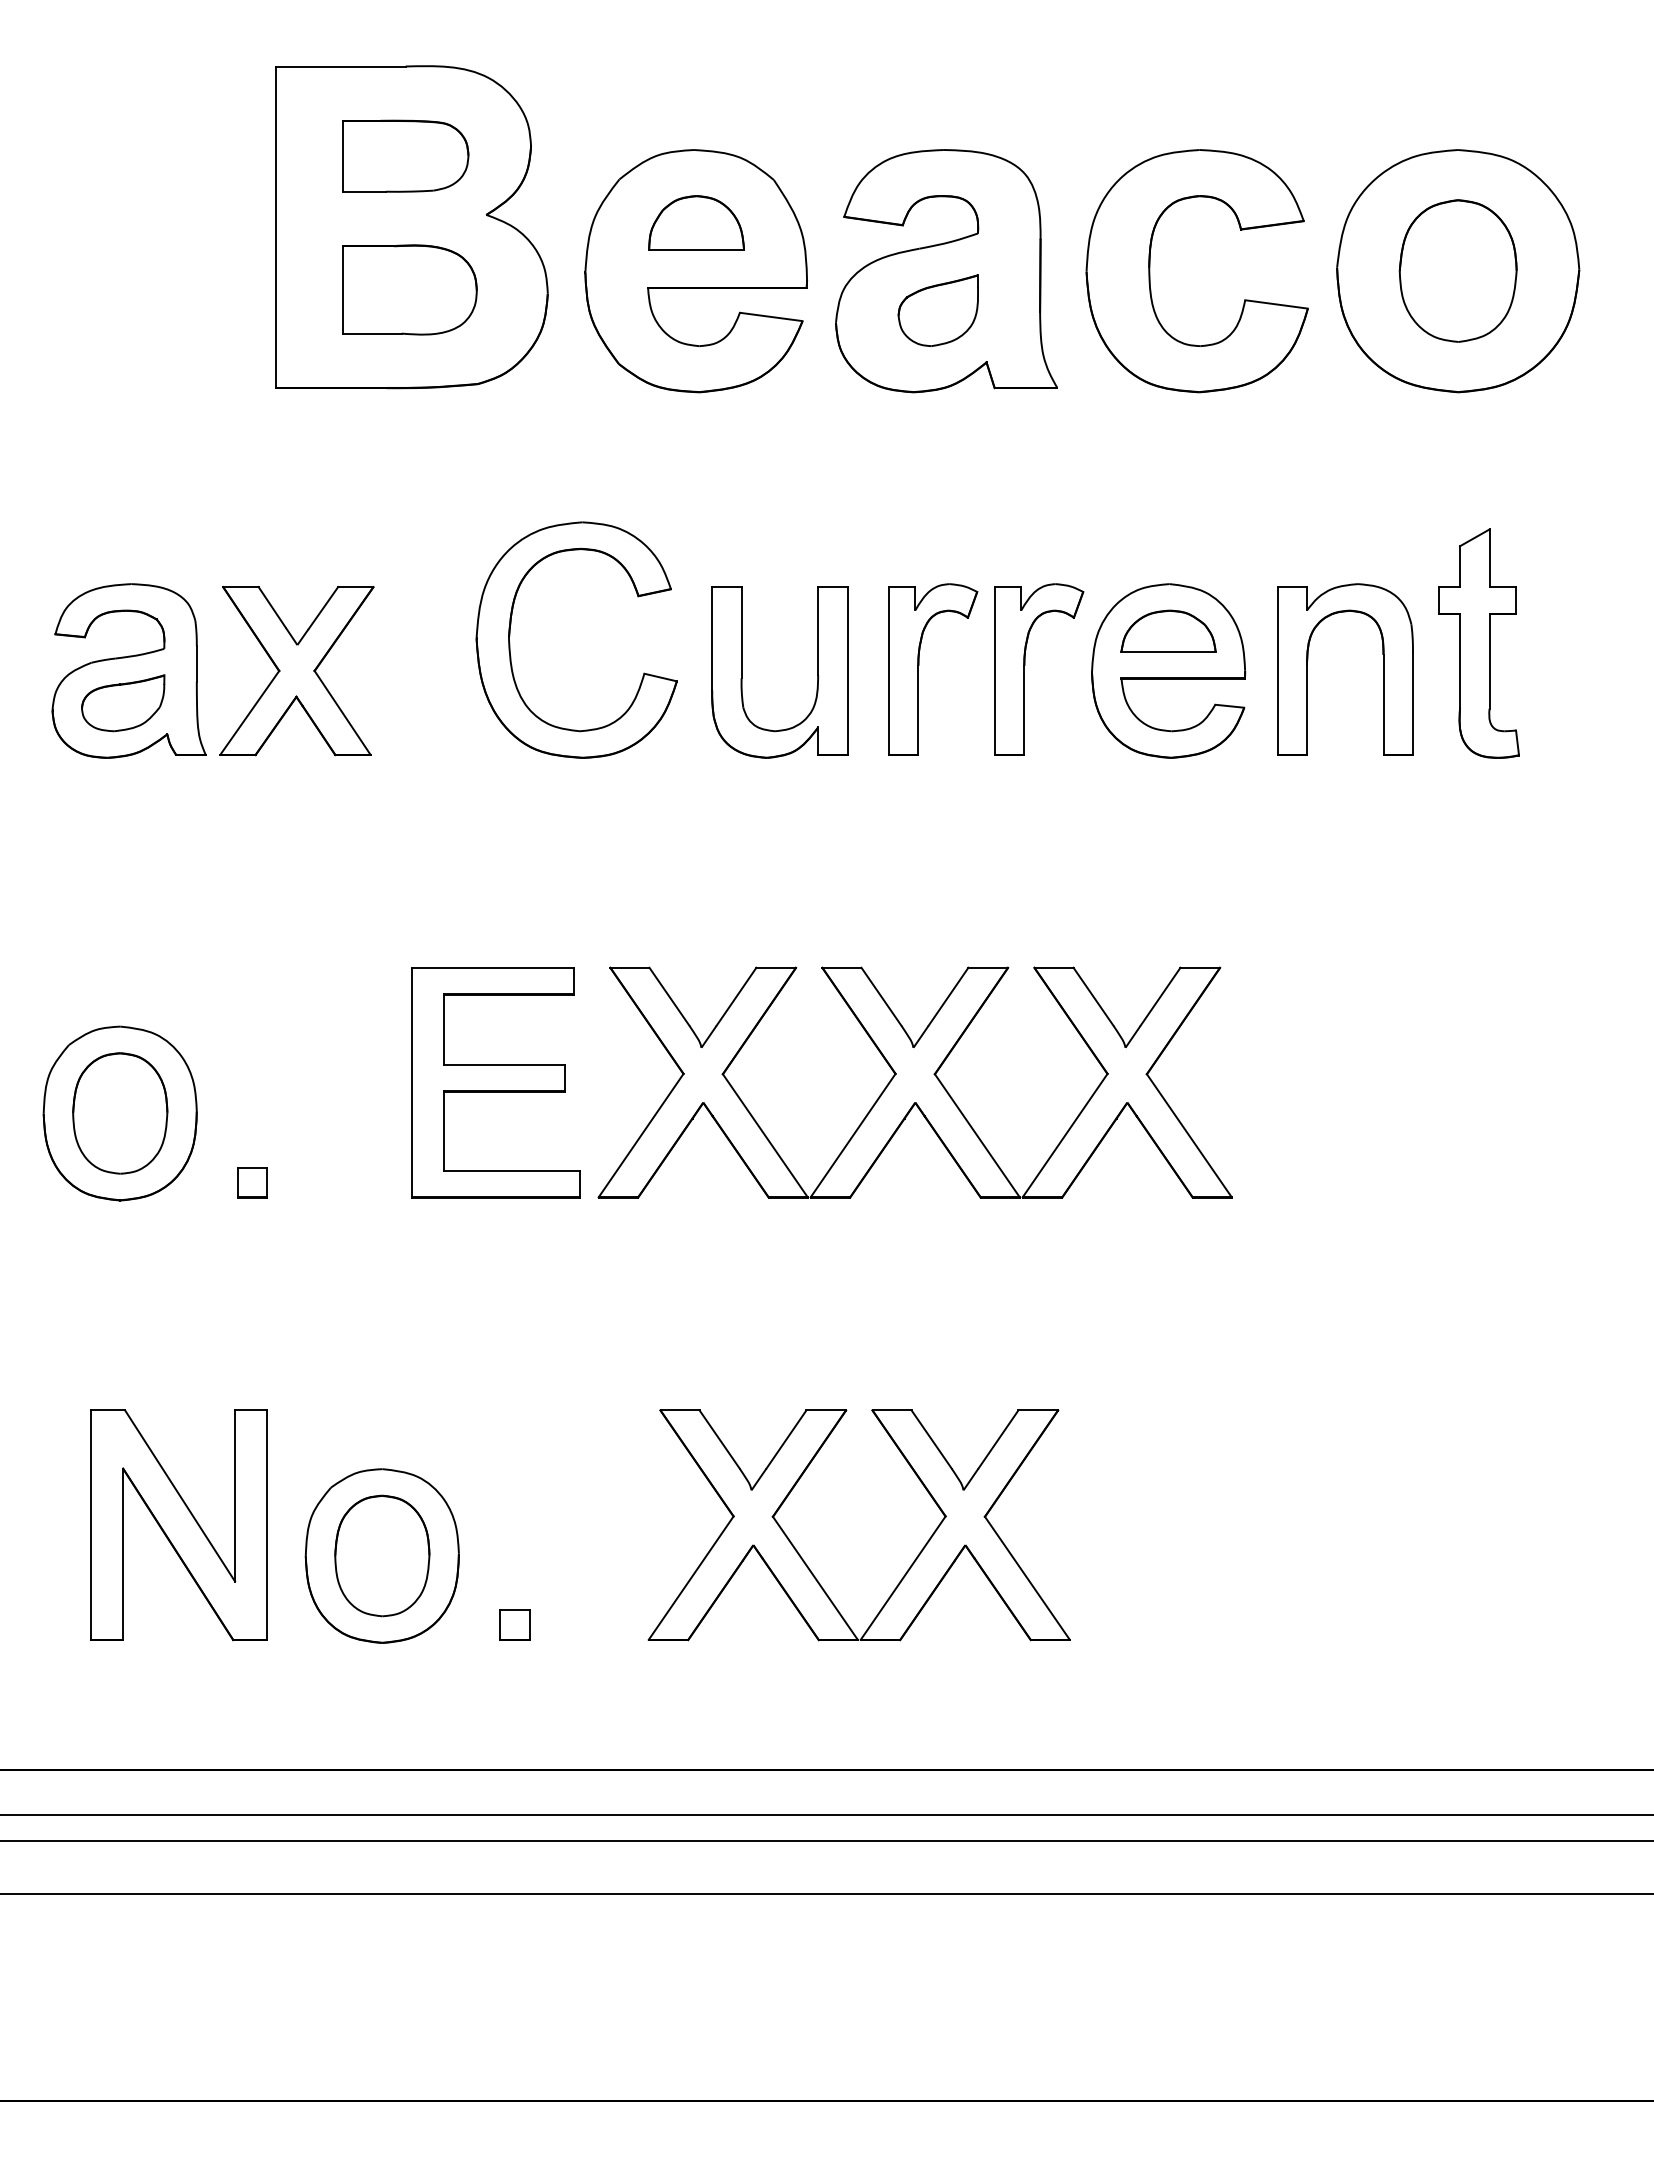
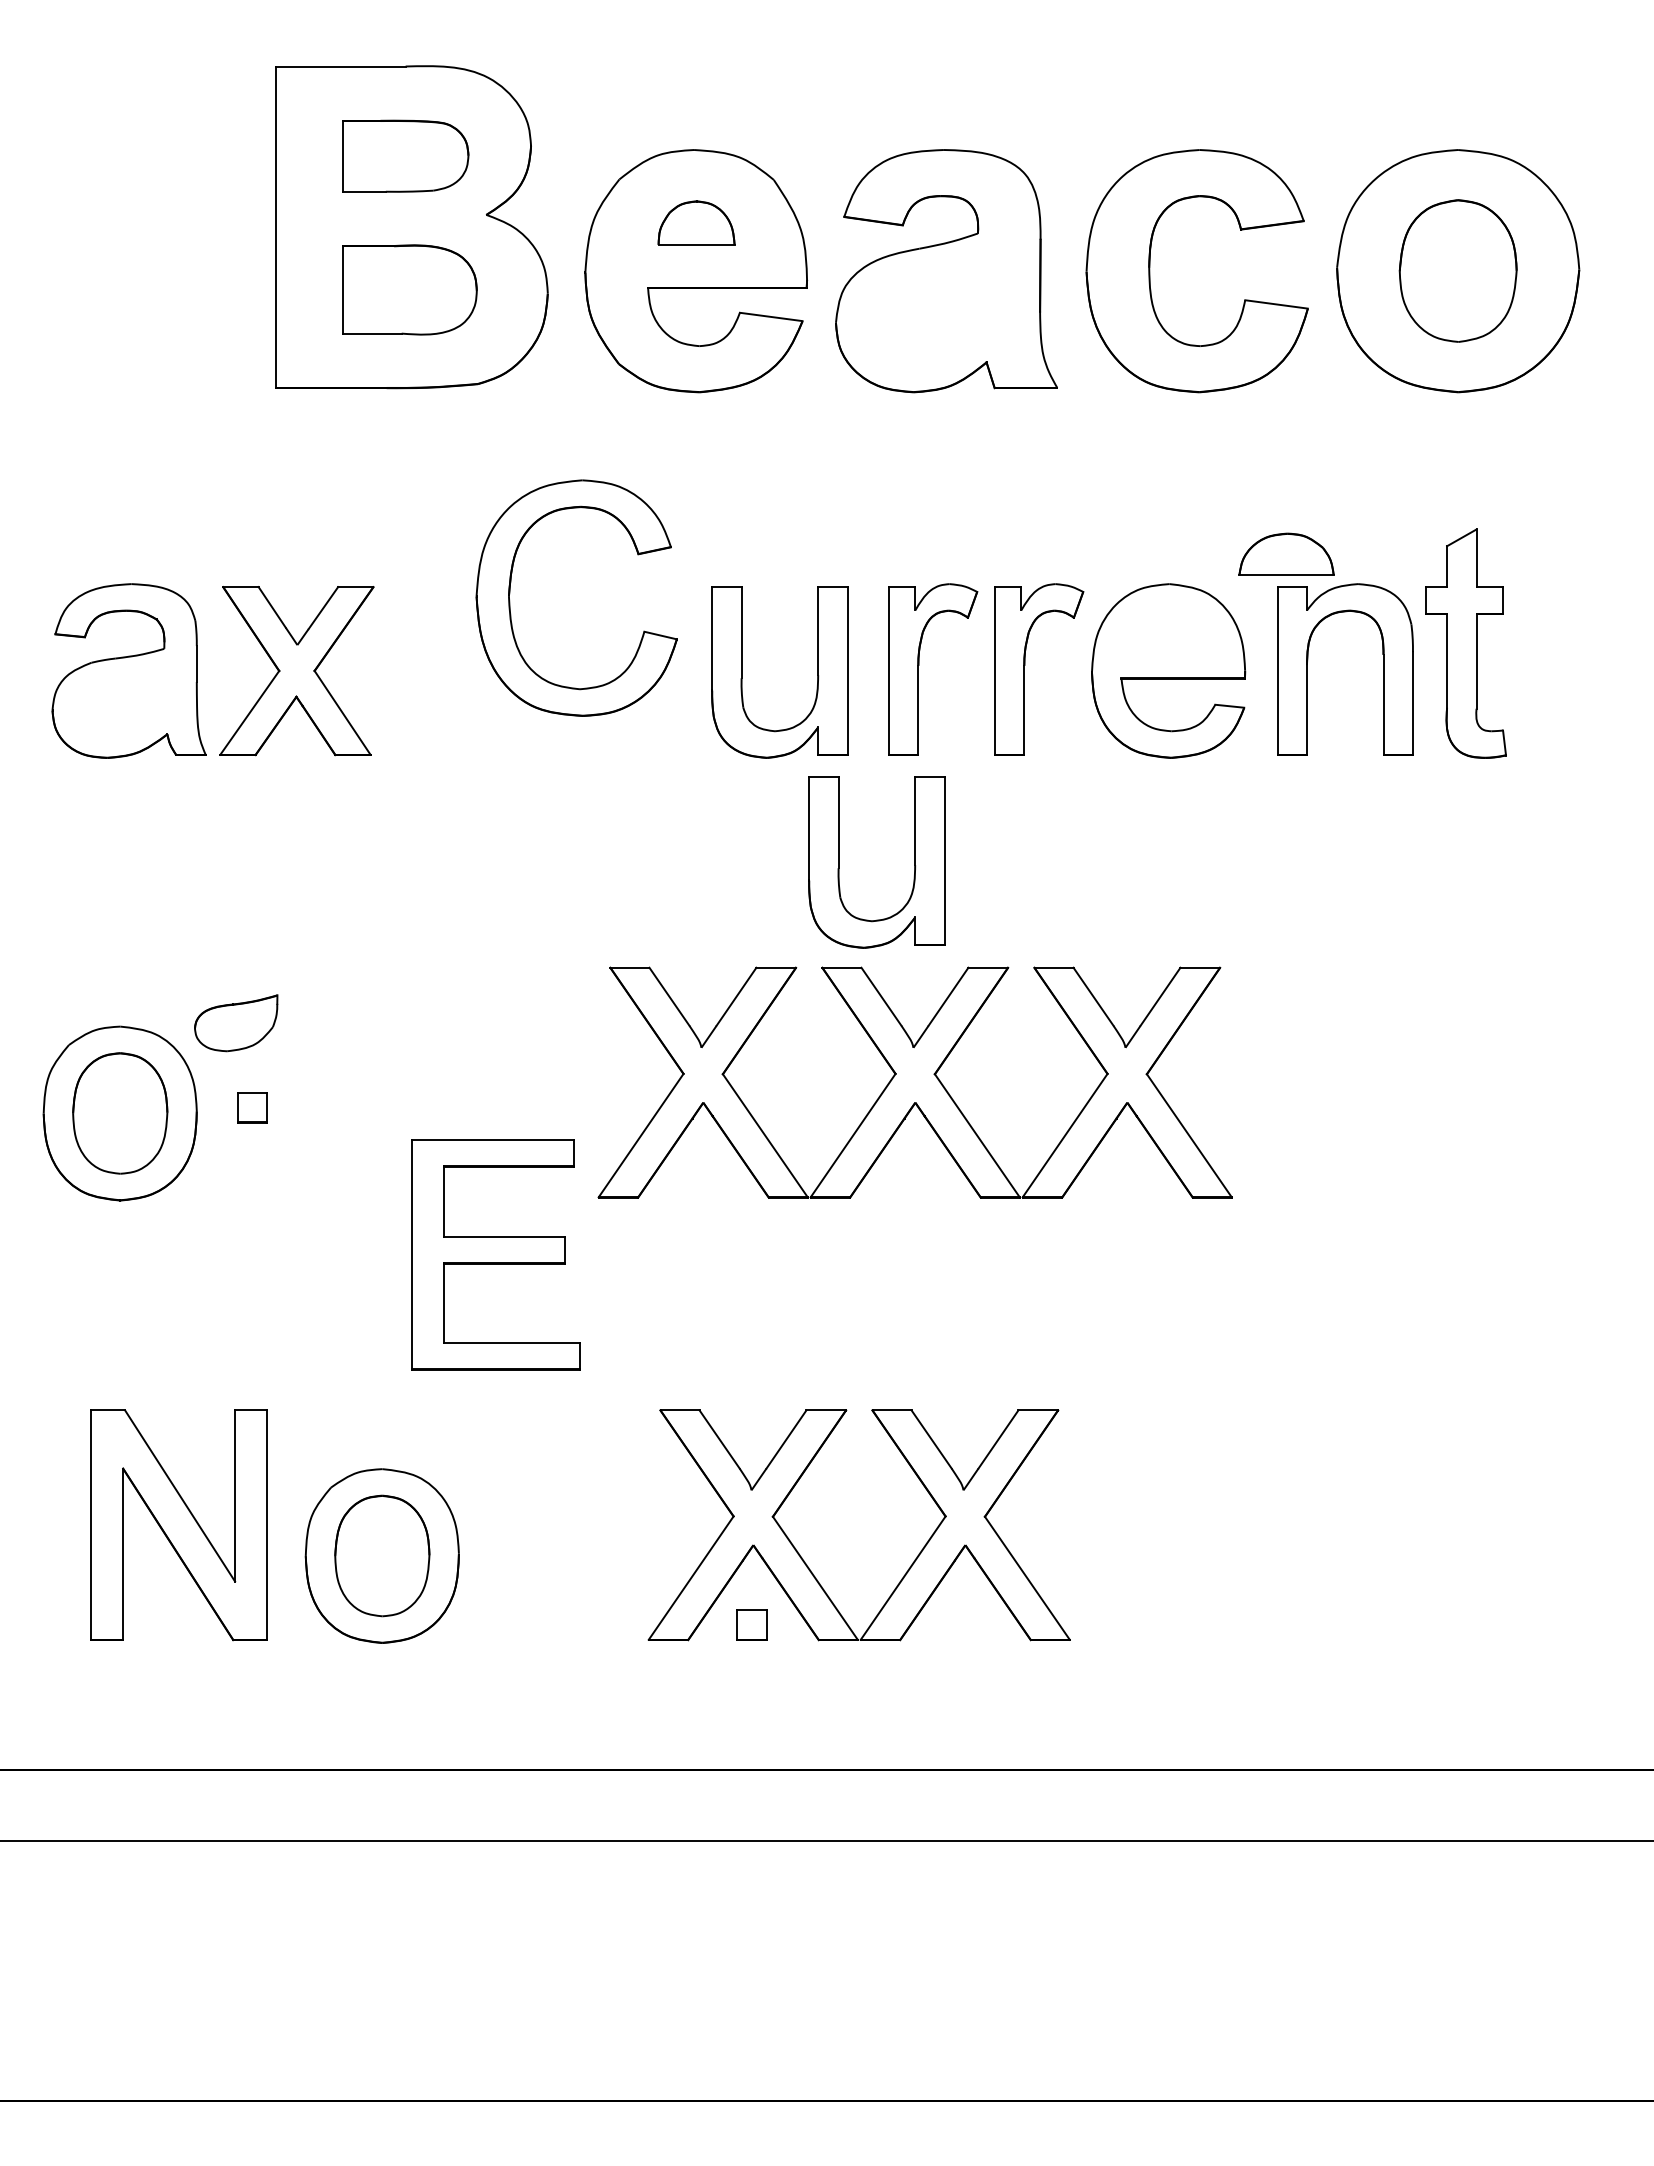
part size: 97x56 px -> 79x46 px (696, 222)
part: present -> none (937, 310)
part position: (1168, 630) -> (1286, 553) (1286, 553)
part position: (510, 642) -> (510, 600) (510, 600)
part position: (1478, 643) -> (1465, 643) (1465, 643)
part position: (123, 703) -> (236, 1023) (236, 1023)
part: none -> present (839, 862)
part position: (495, 1082) -> (495, 1254) (495, 1254)
part position: (252, 1182) -> (252, 1107) (252, 1107)
part position: (514, 1624) -> (751, 1624) (751, 1624)
line: present -> none (826, 1814)
line: present -> none (826, 1894)
